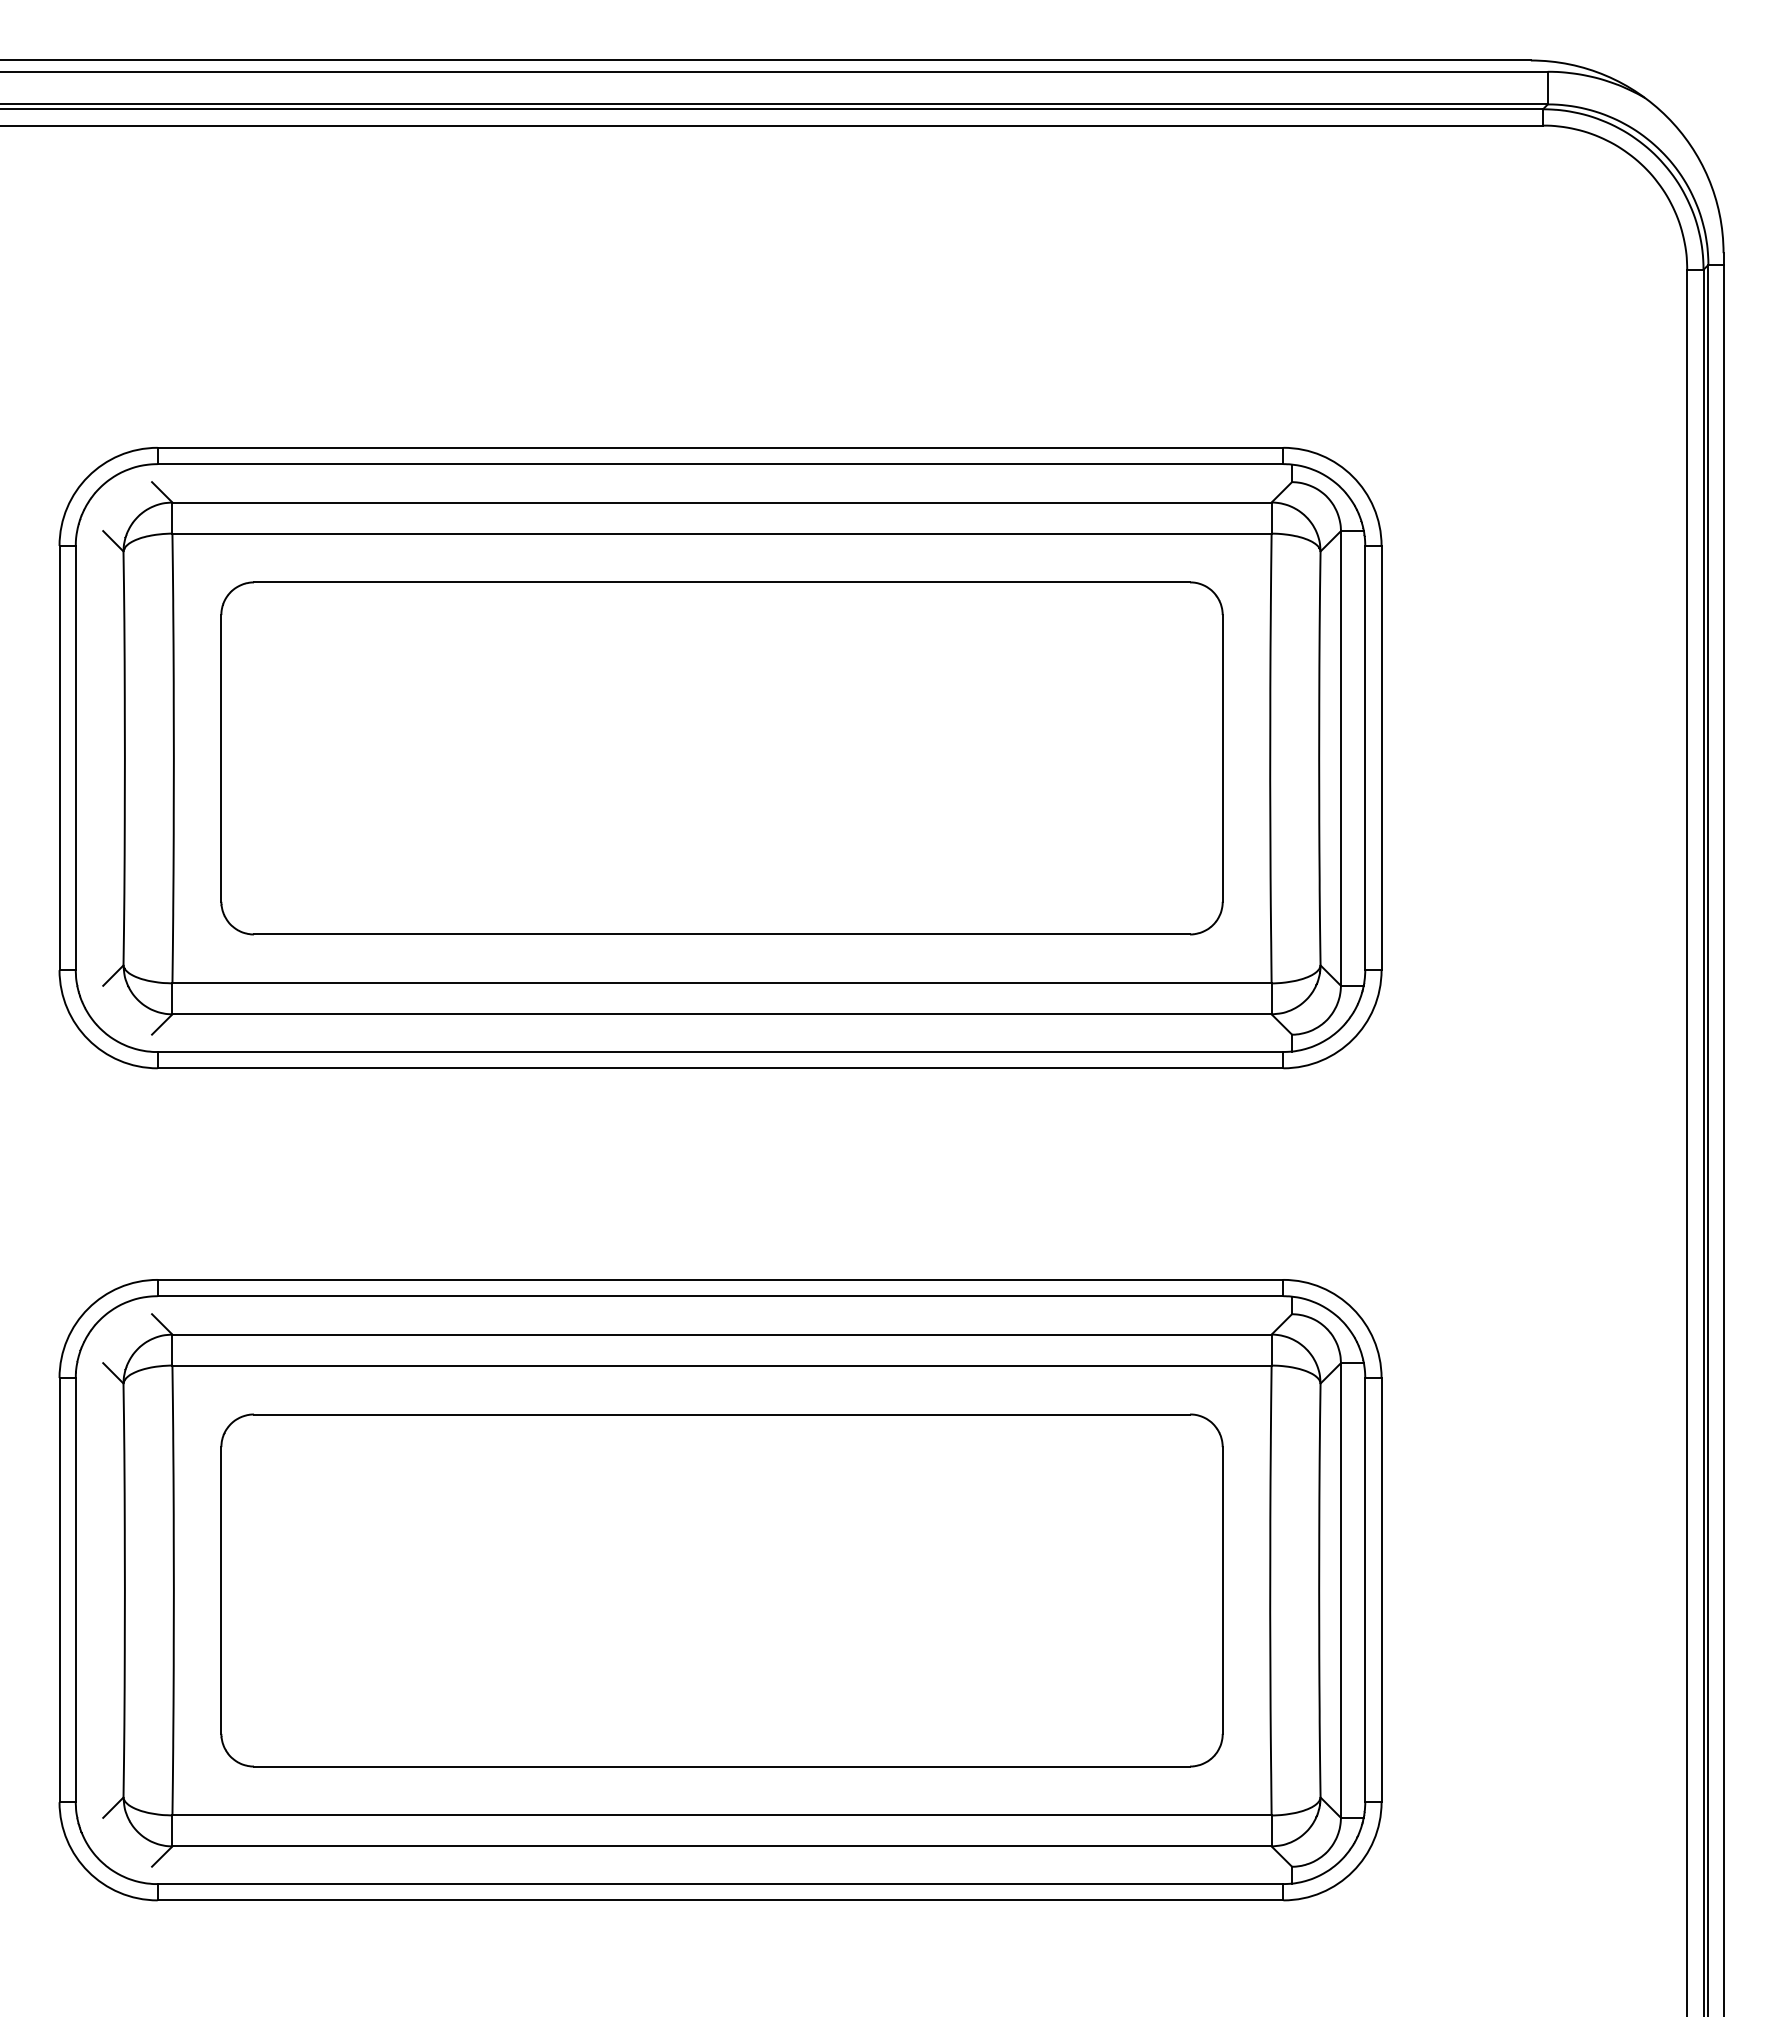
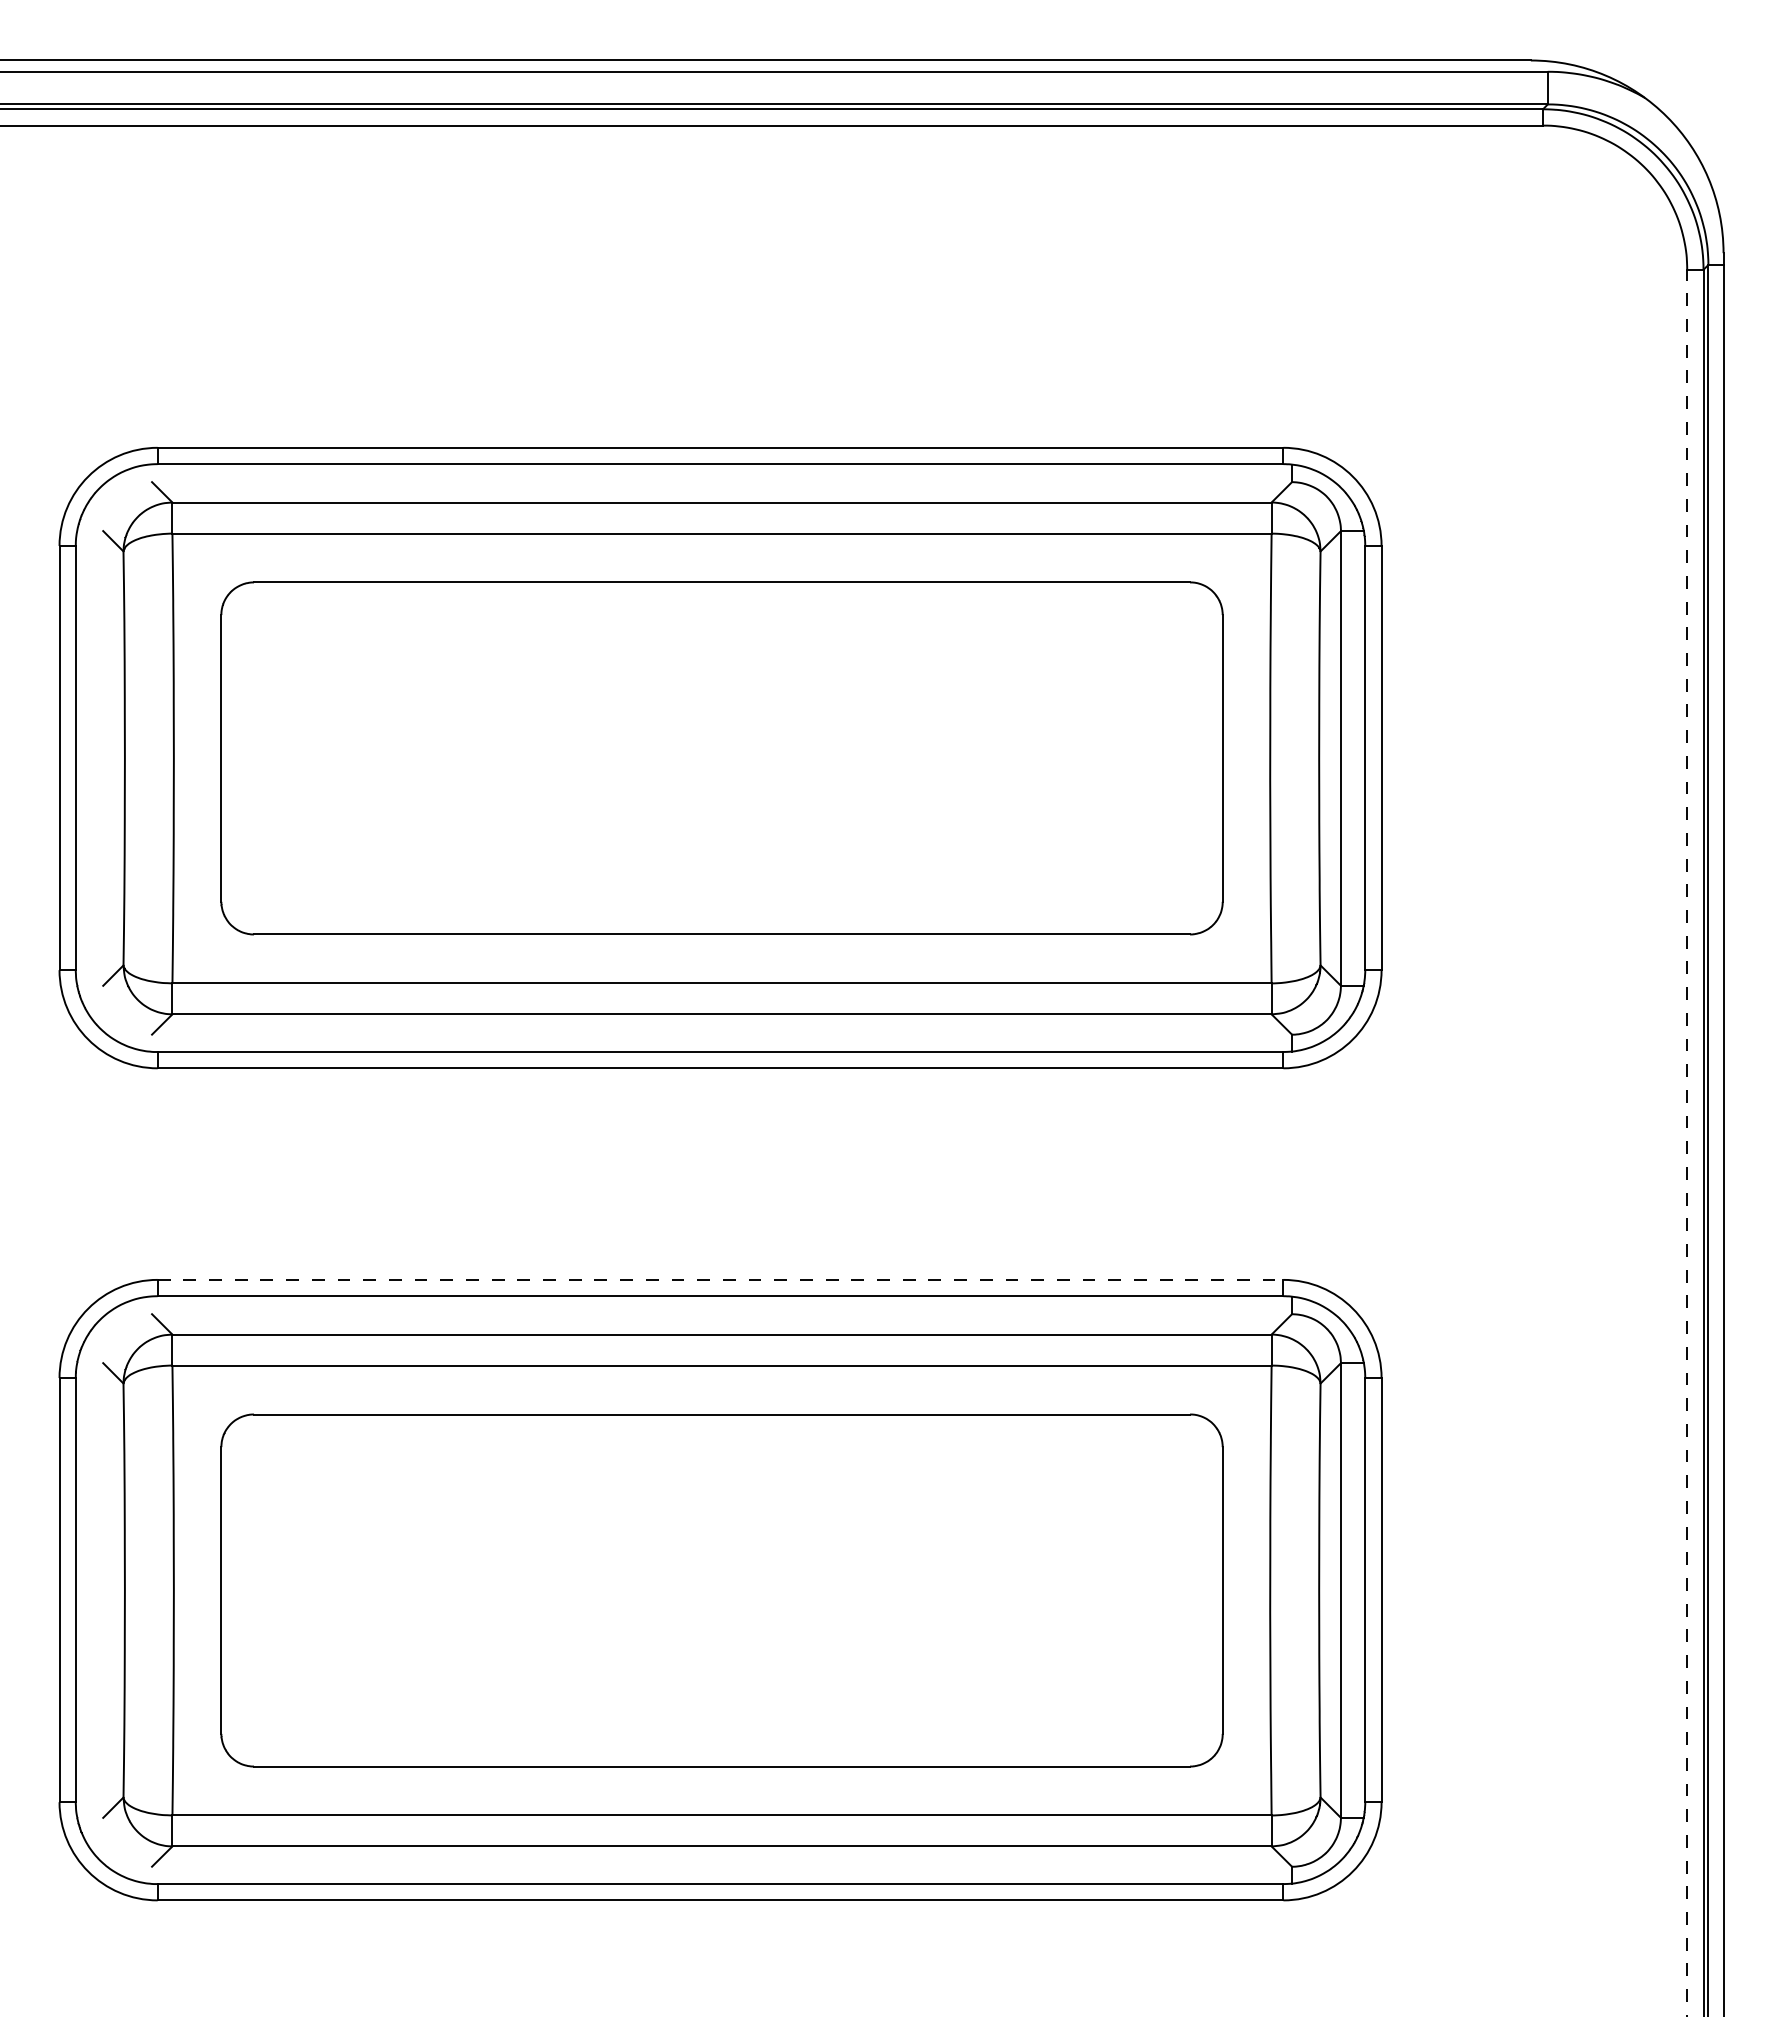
line: solid -> dashed (1687, 1142)
line: solid -> dashed (720, 1279)
